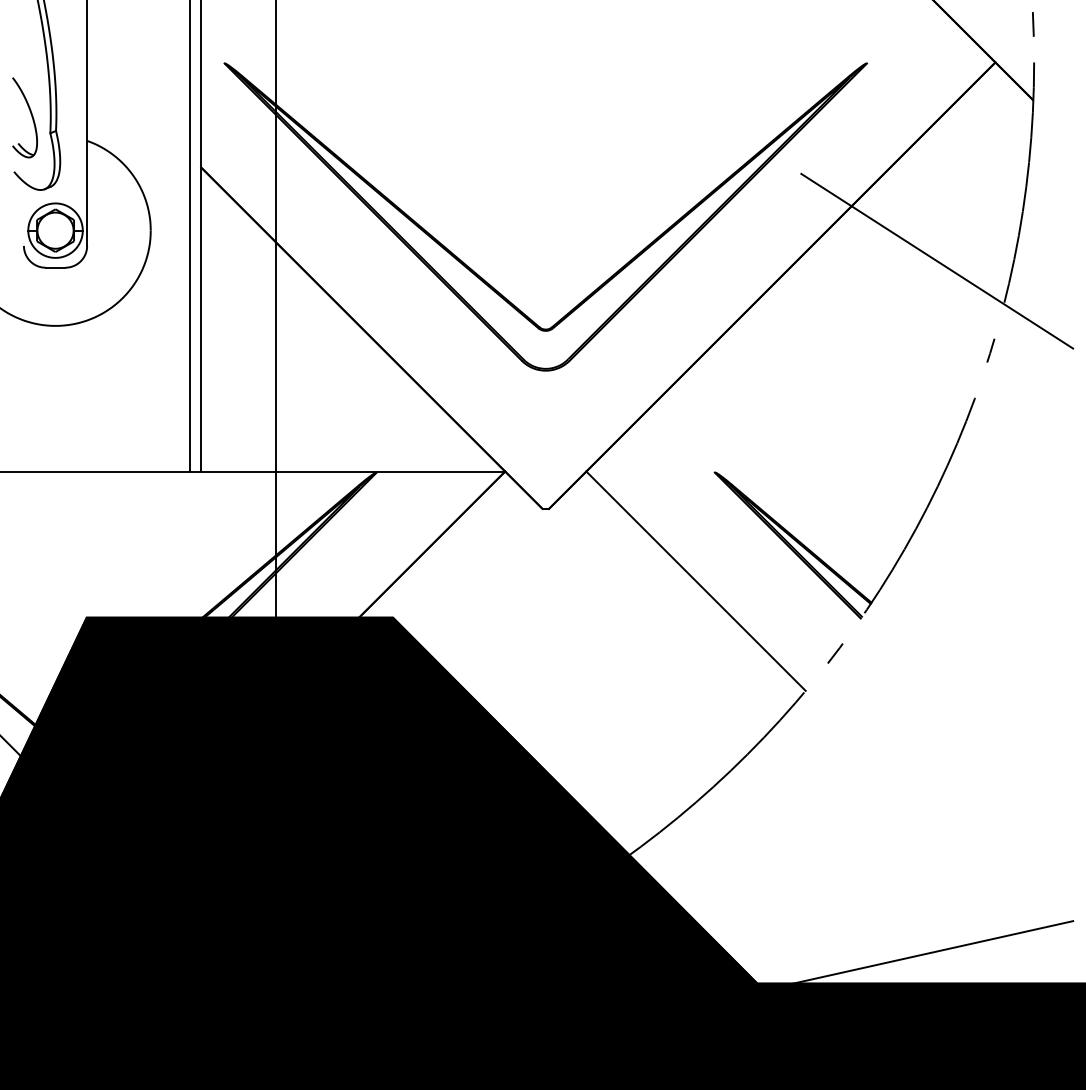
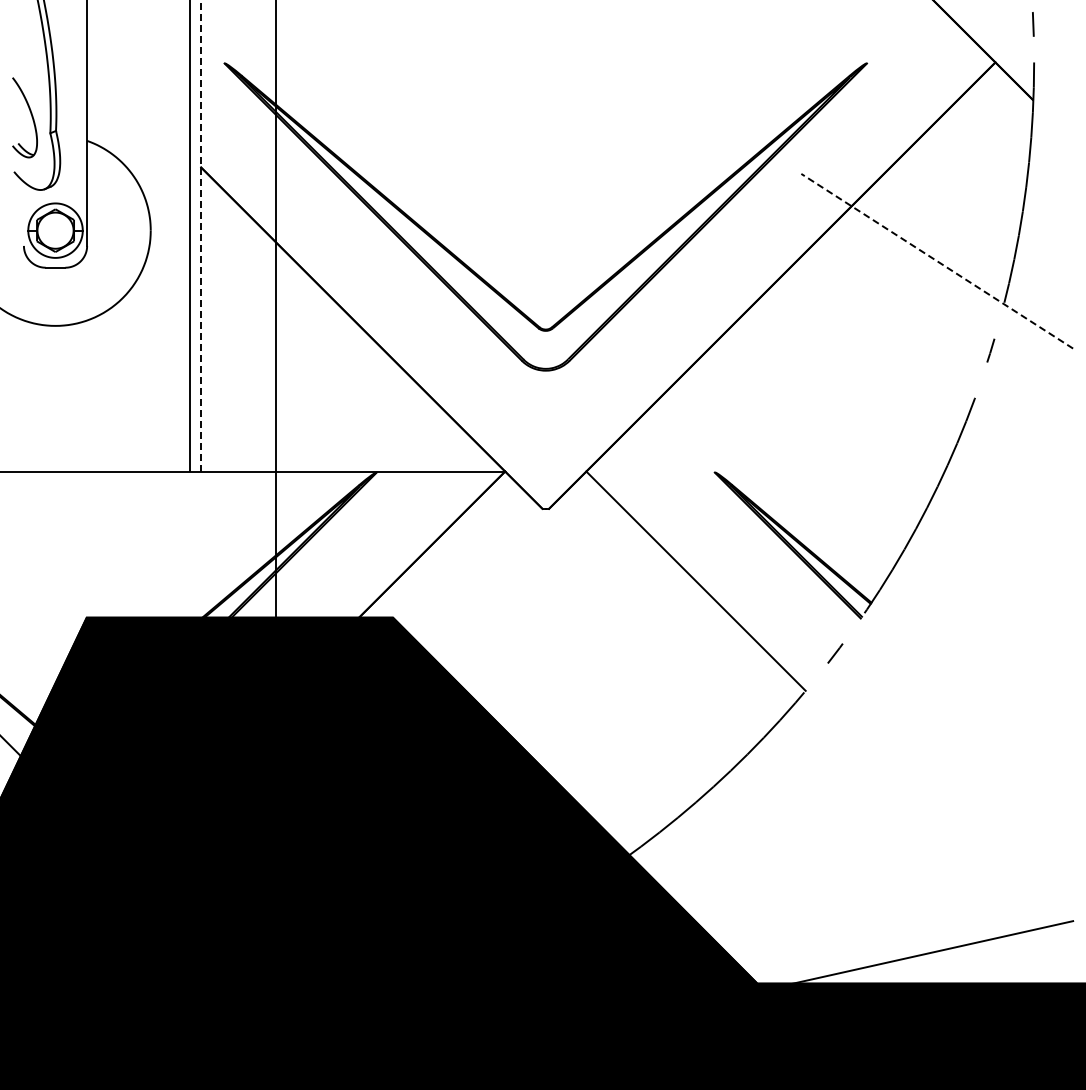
line: solid -> dashed (201, 235)
line: solid -> dashed (937, 261)
